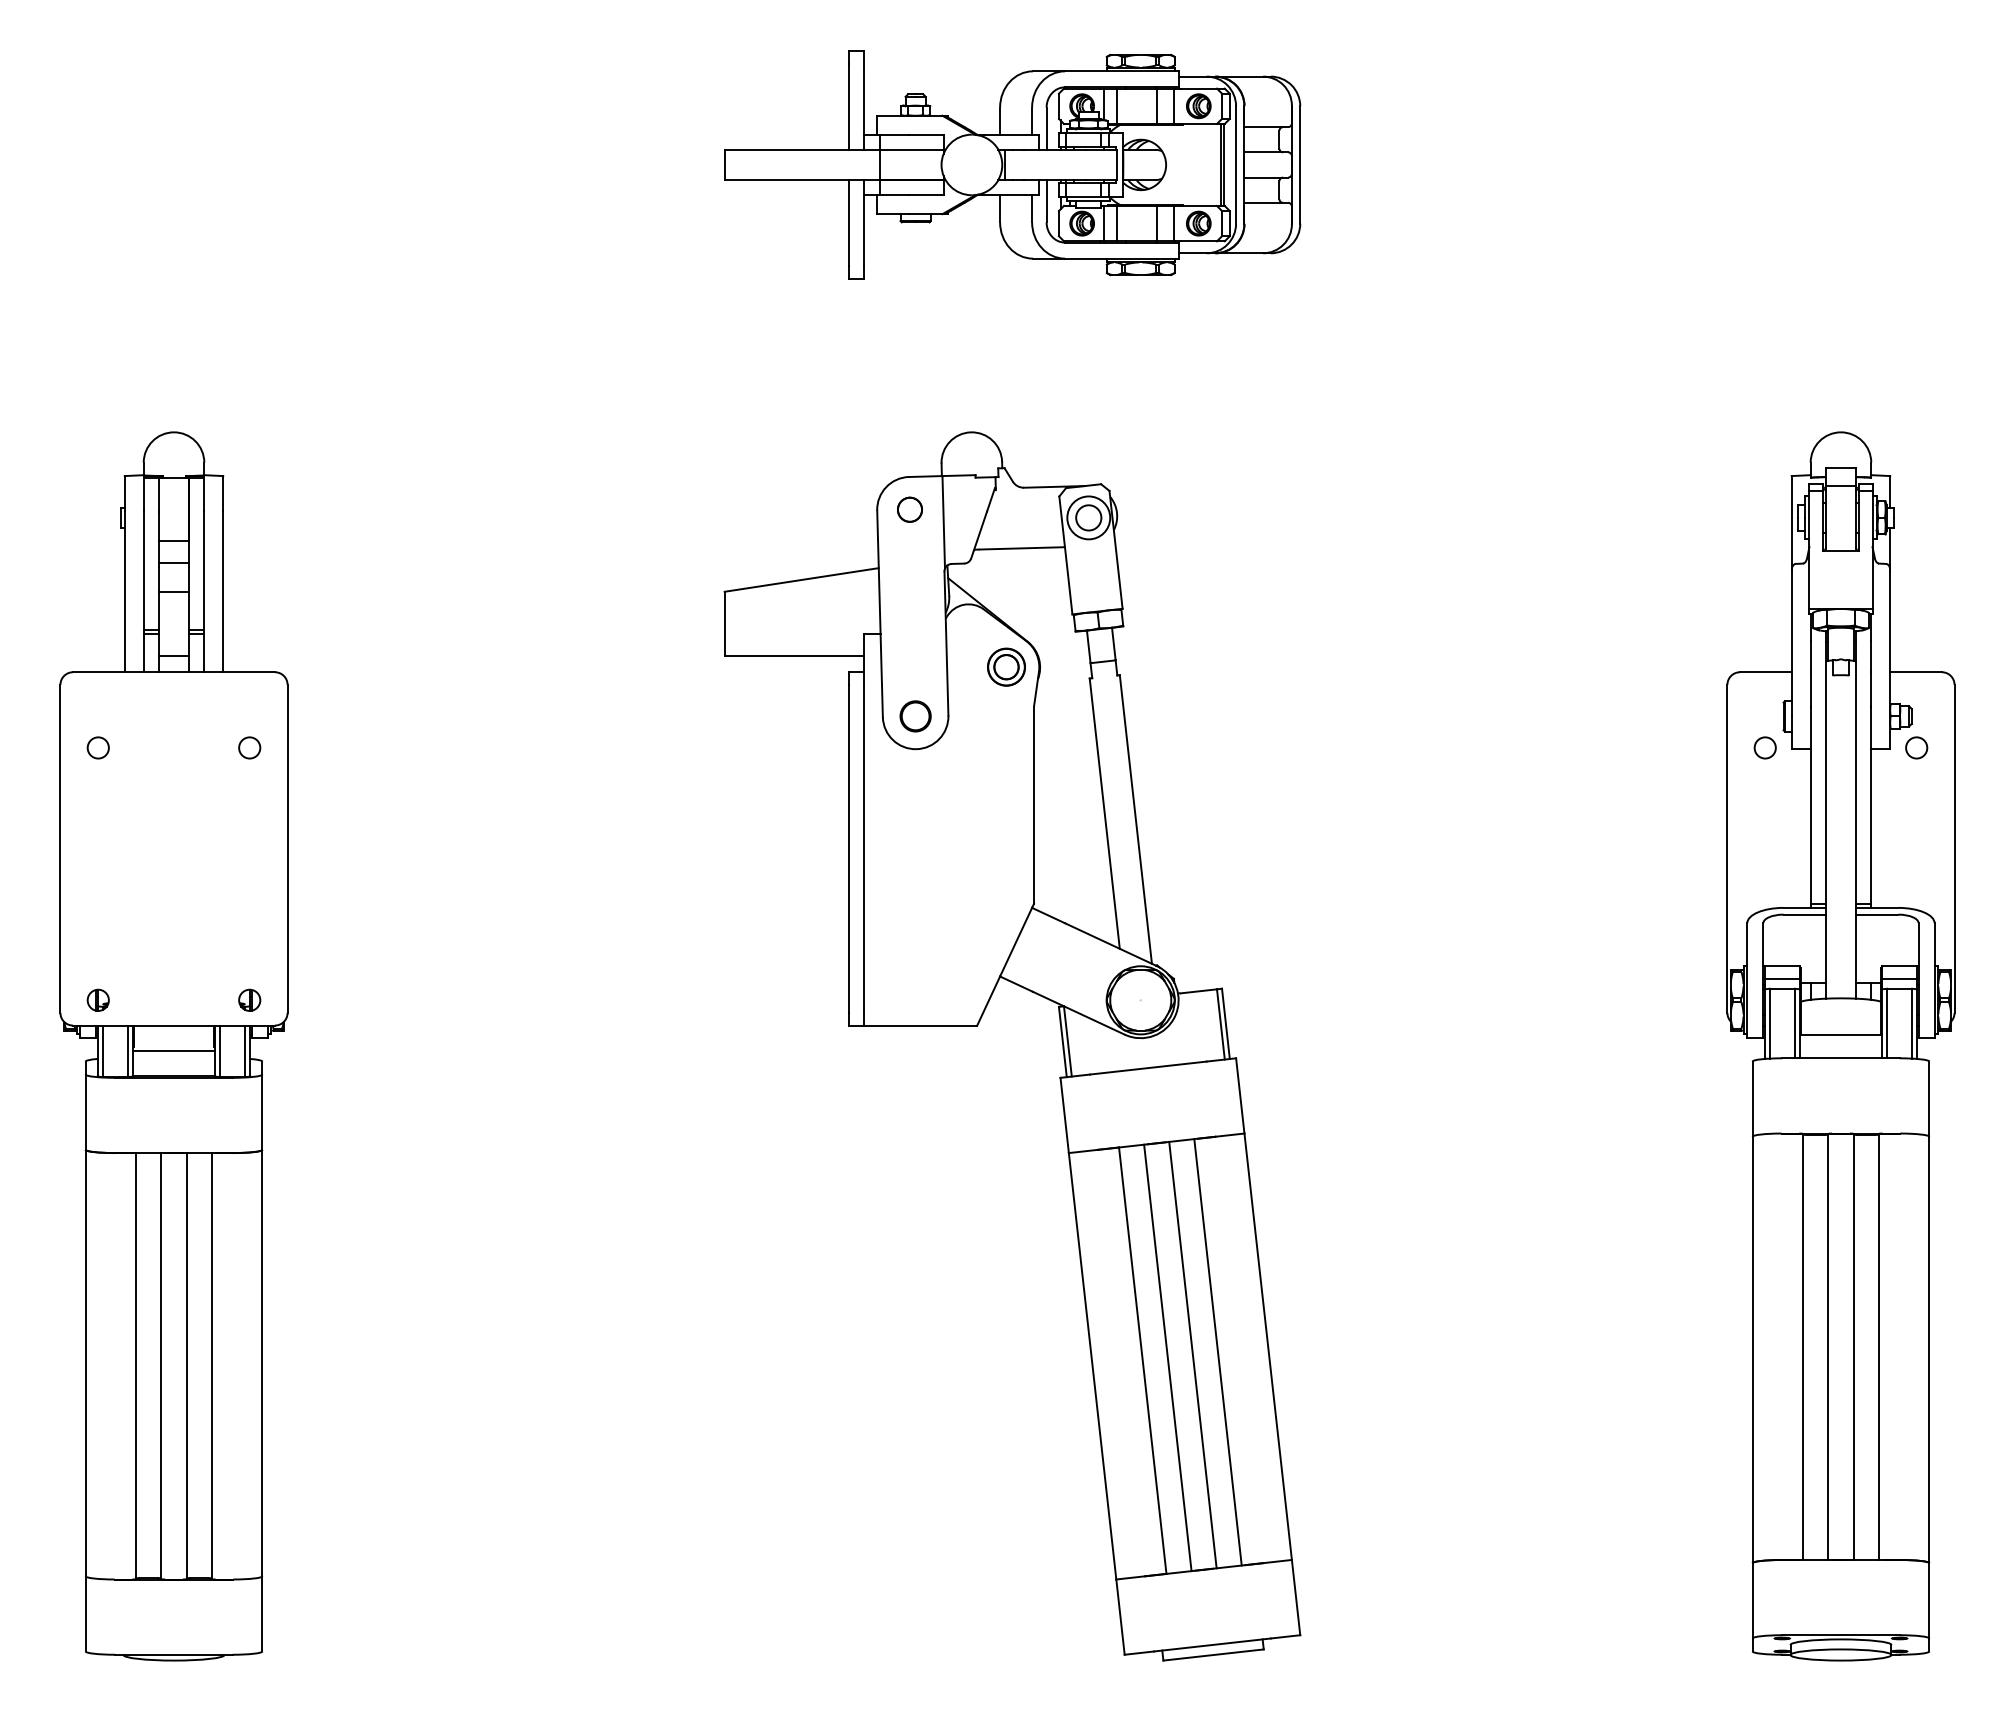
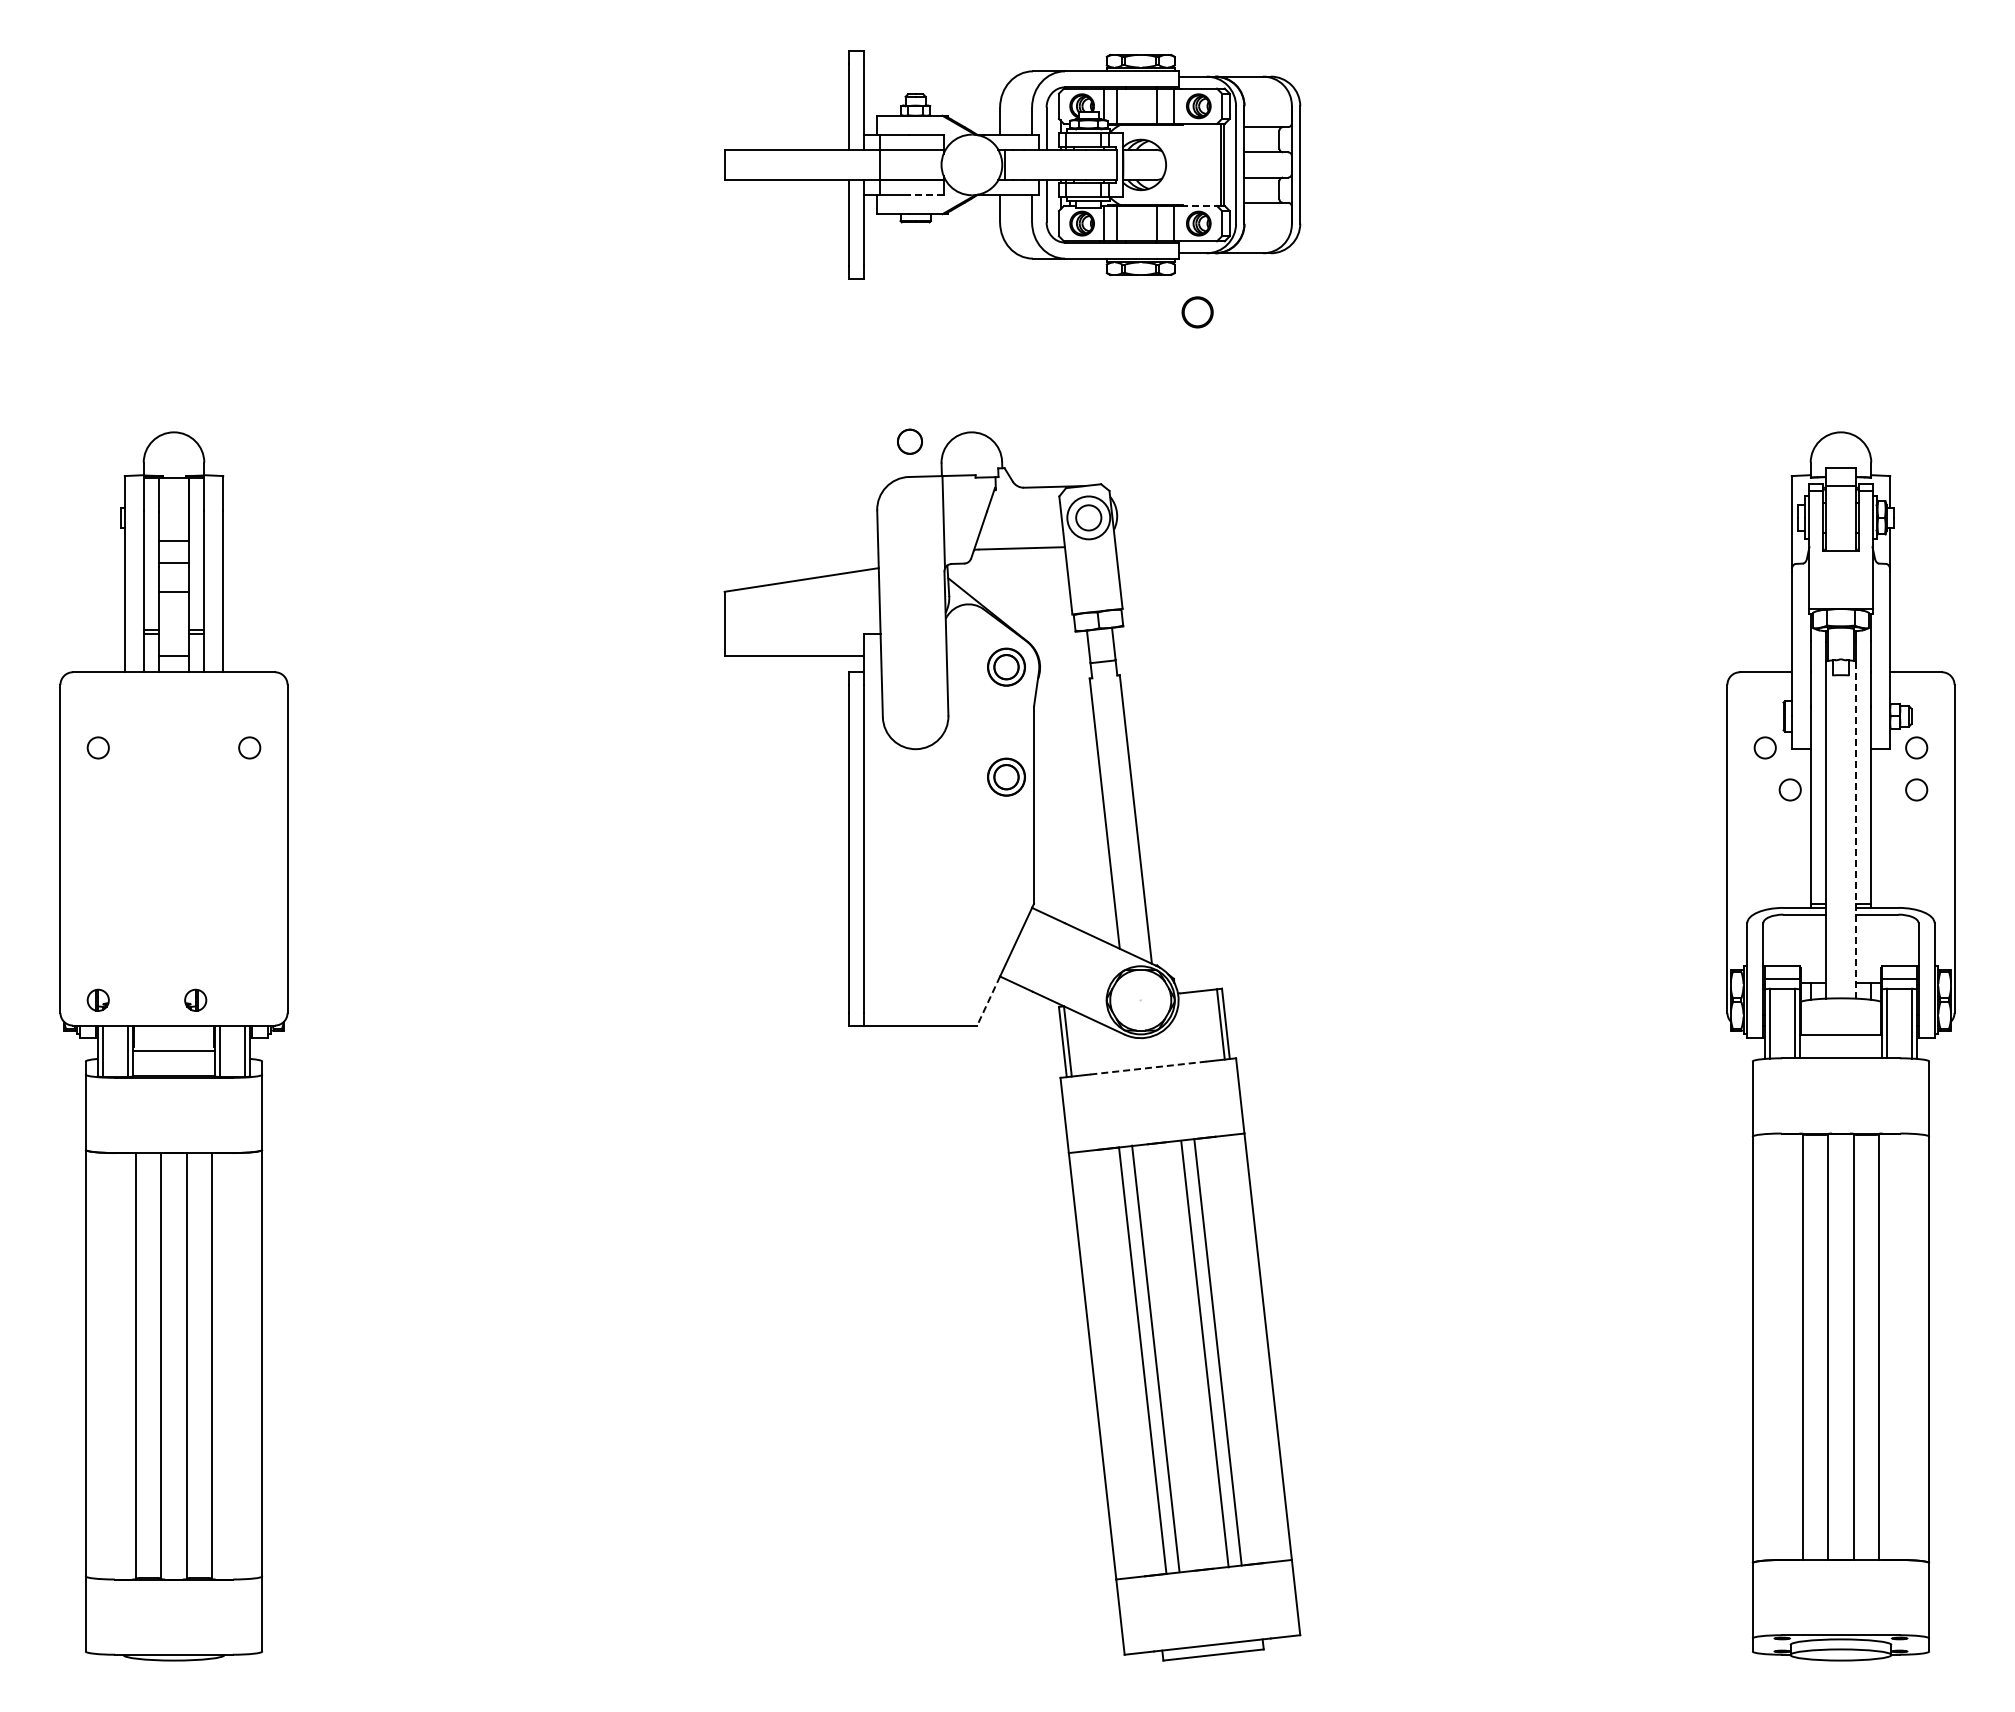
line: solid -> dashed (926, 195)
line: solid -> dashed (1199, 205)
circle position: (909, 509) -> (909, 441) (909, 441)
circle position: (915, 716) -> (1197, 312) (1197, 312)
part: none -> present (1006, 776)
circle: none -> present (1789, 789)
circle: none -> present (1916, 789)
line: solid -> dashed (1856, 829)
part position: (249, 999) -> (195, 999) (195, 999)
line: solid -> dashed (988, 1001)
line: solid -> dashed (1148, 1068)
line position: (1192, 1354) -> (1204, 1353) (1204, 1353)
line position: (1167, 1357) -> (1155, 1358) (1155, 1358)
